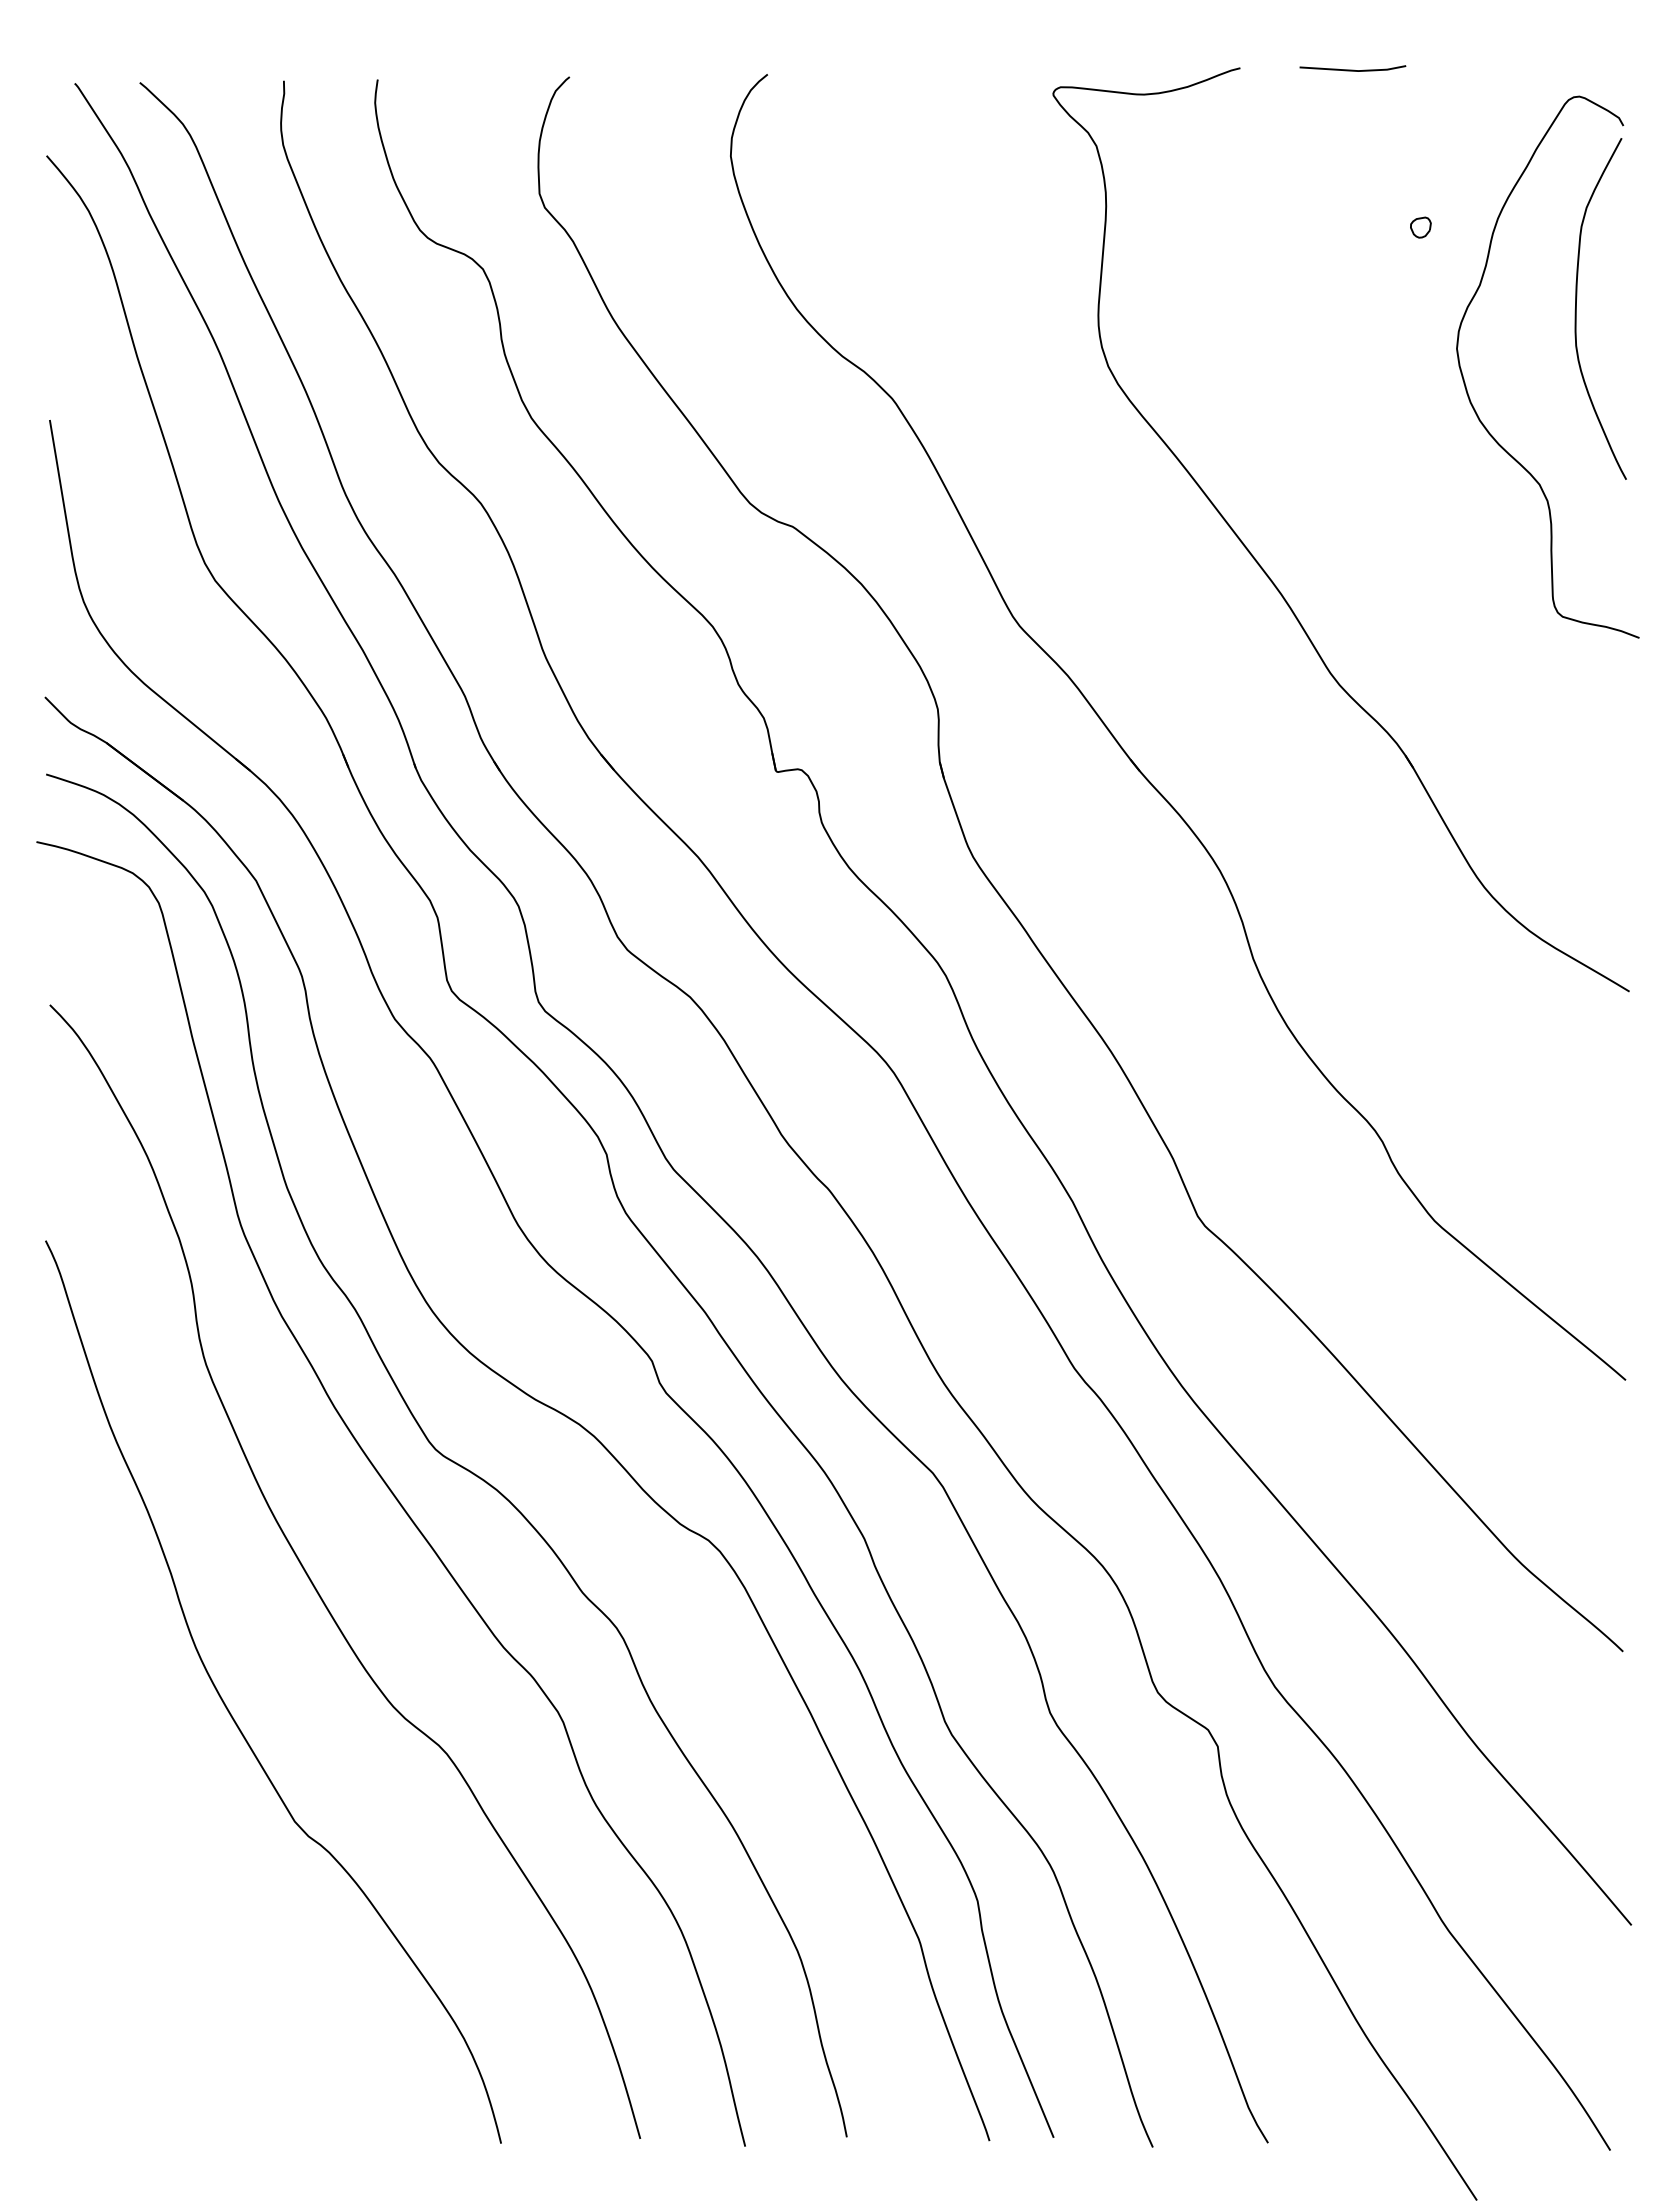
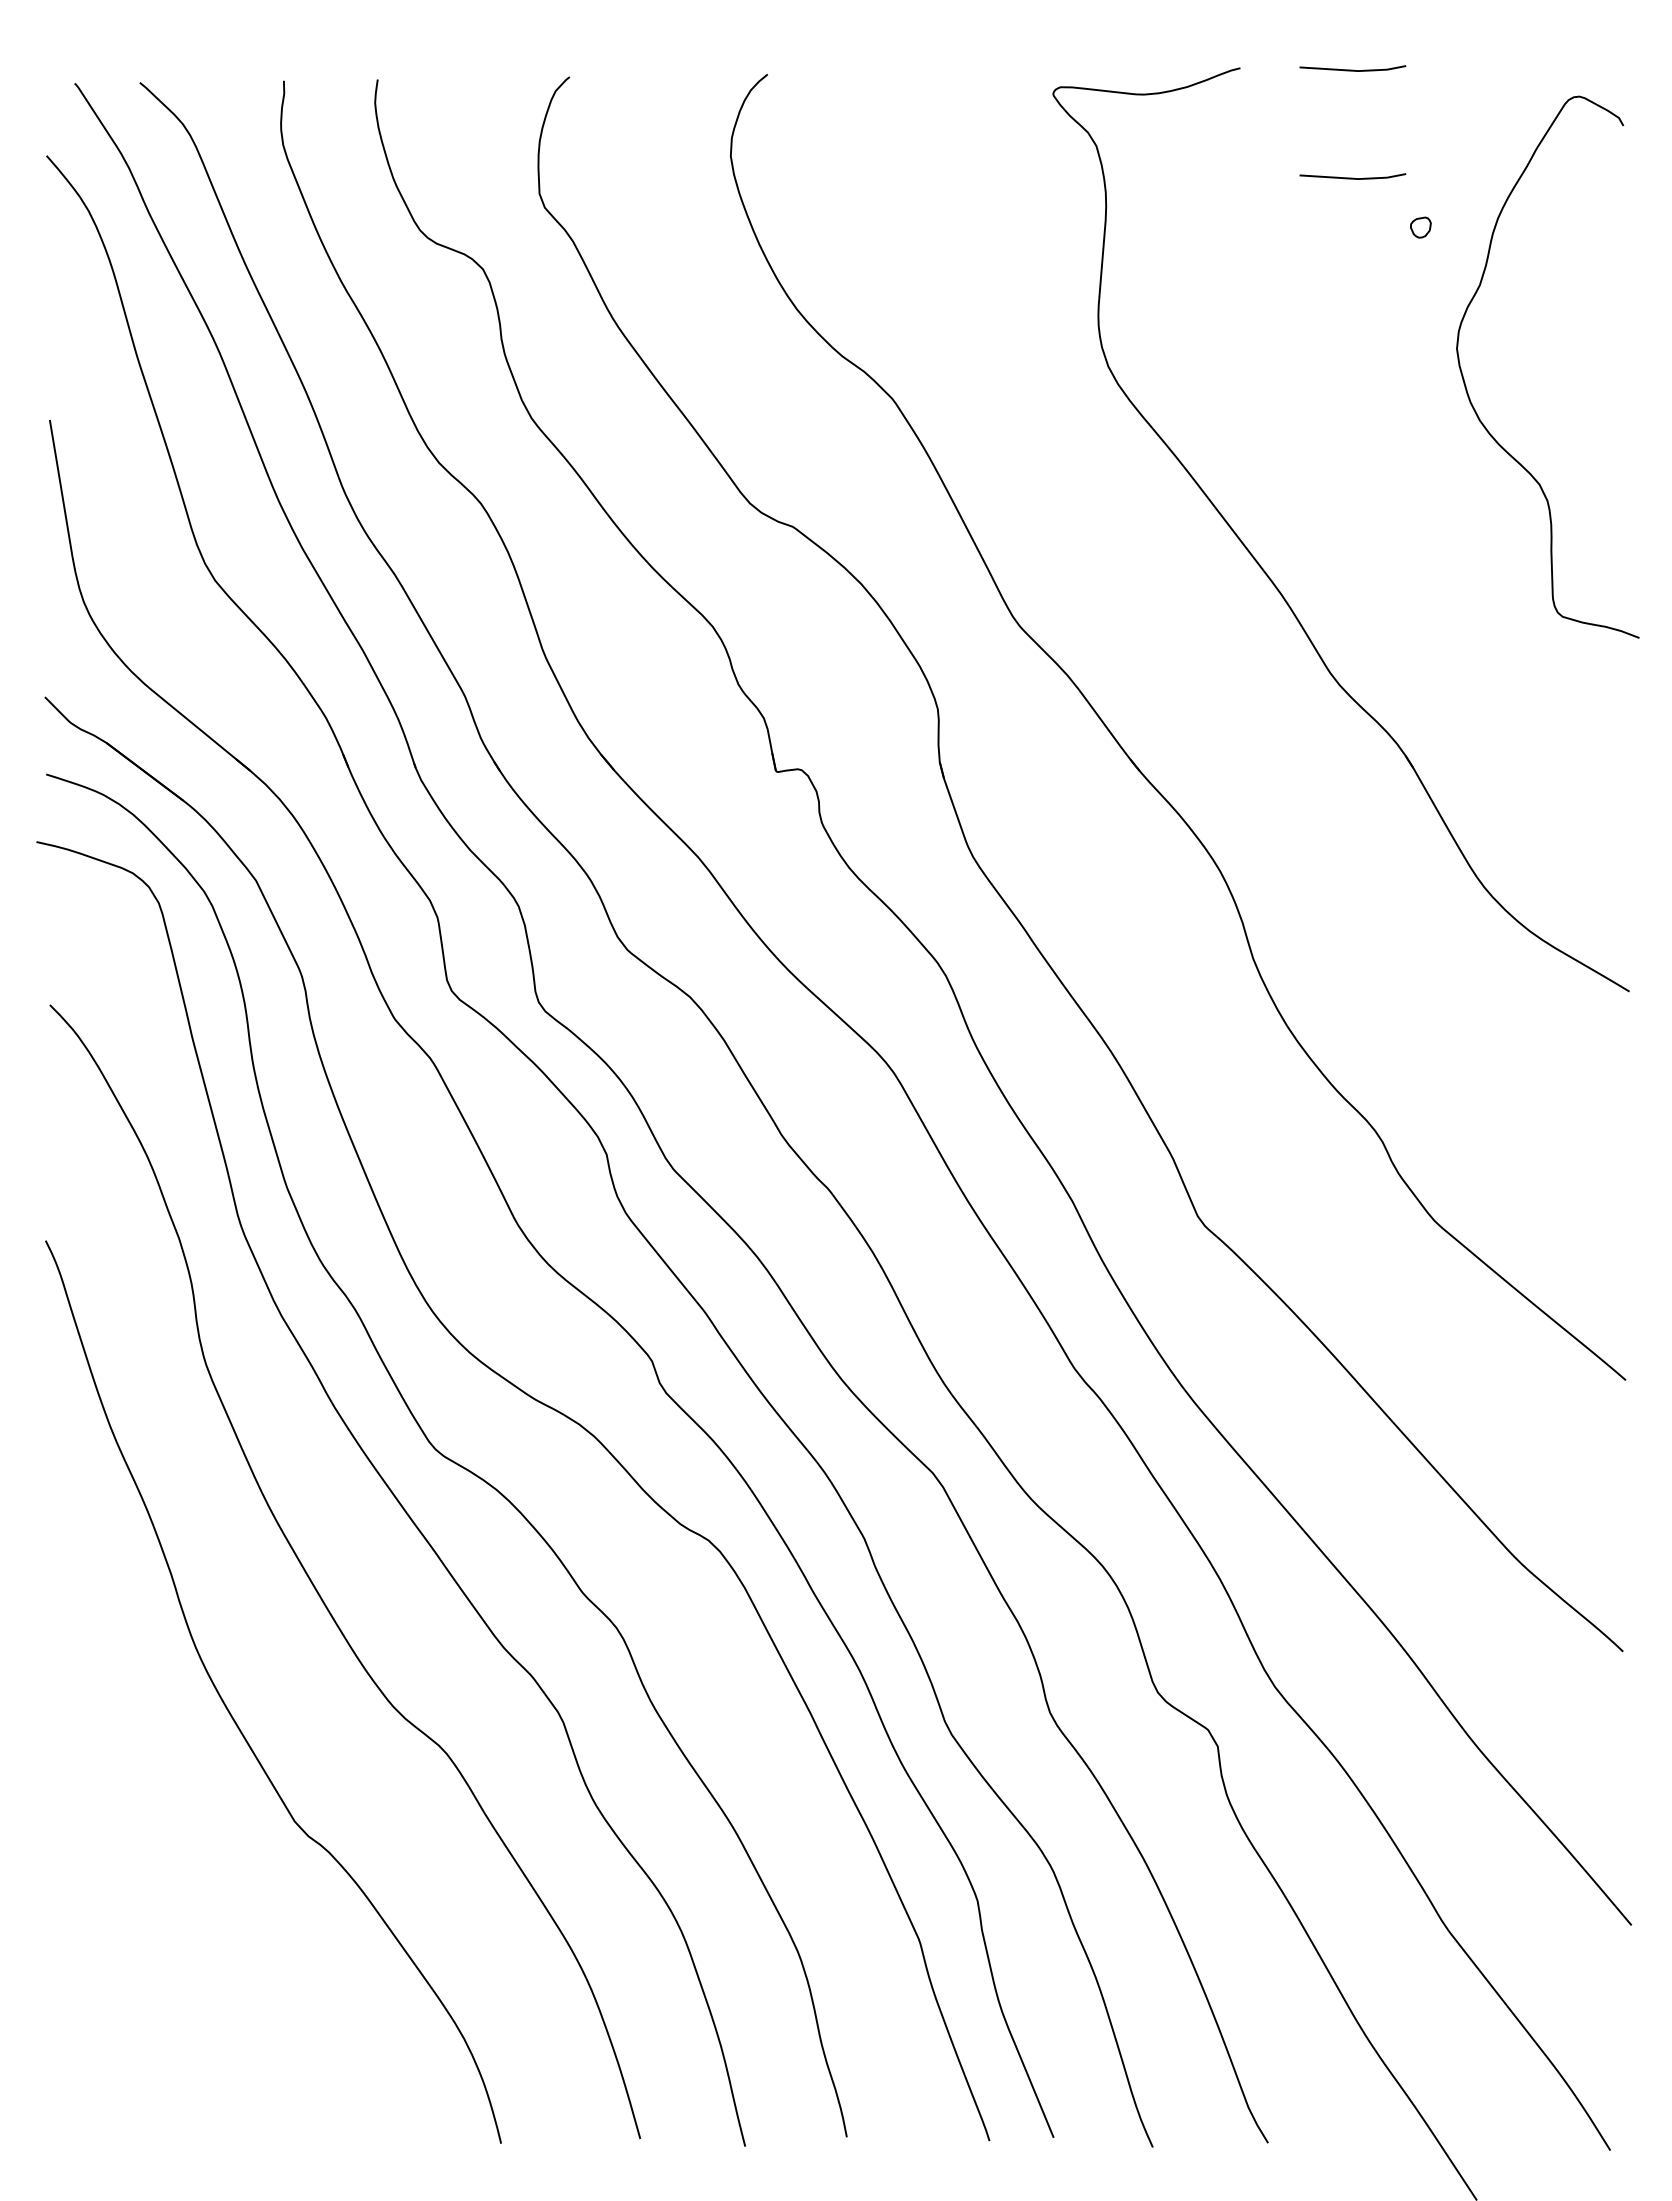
line: none -> present (1352, 177)
curve: present -> none (1576, 308)
